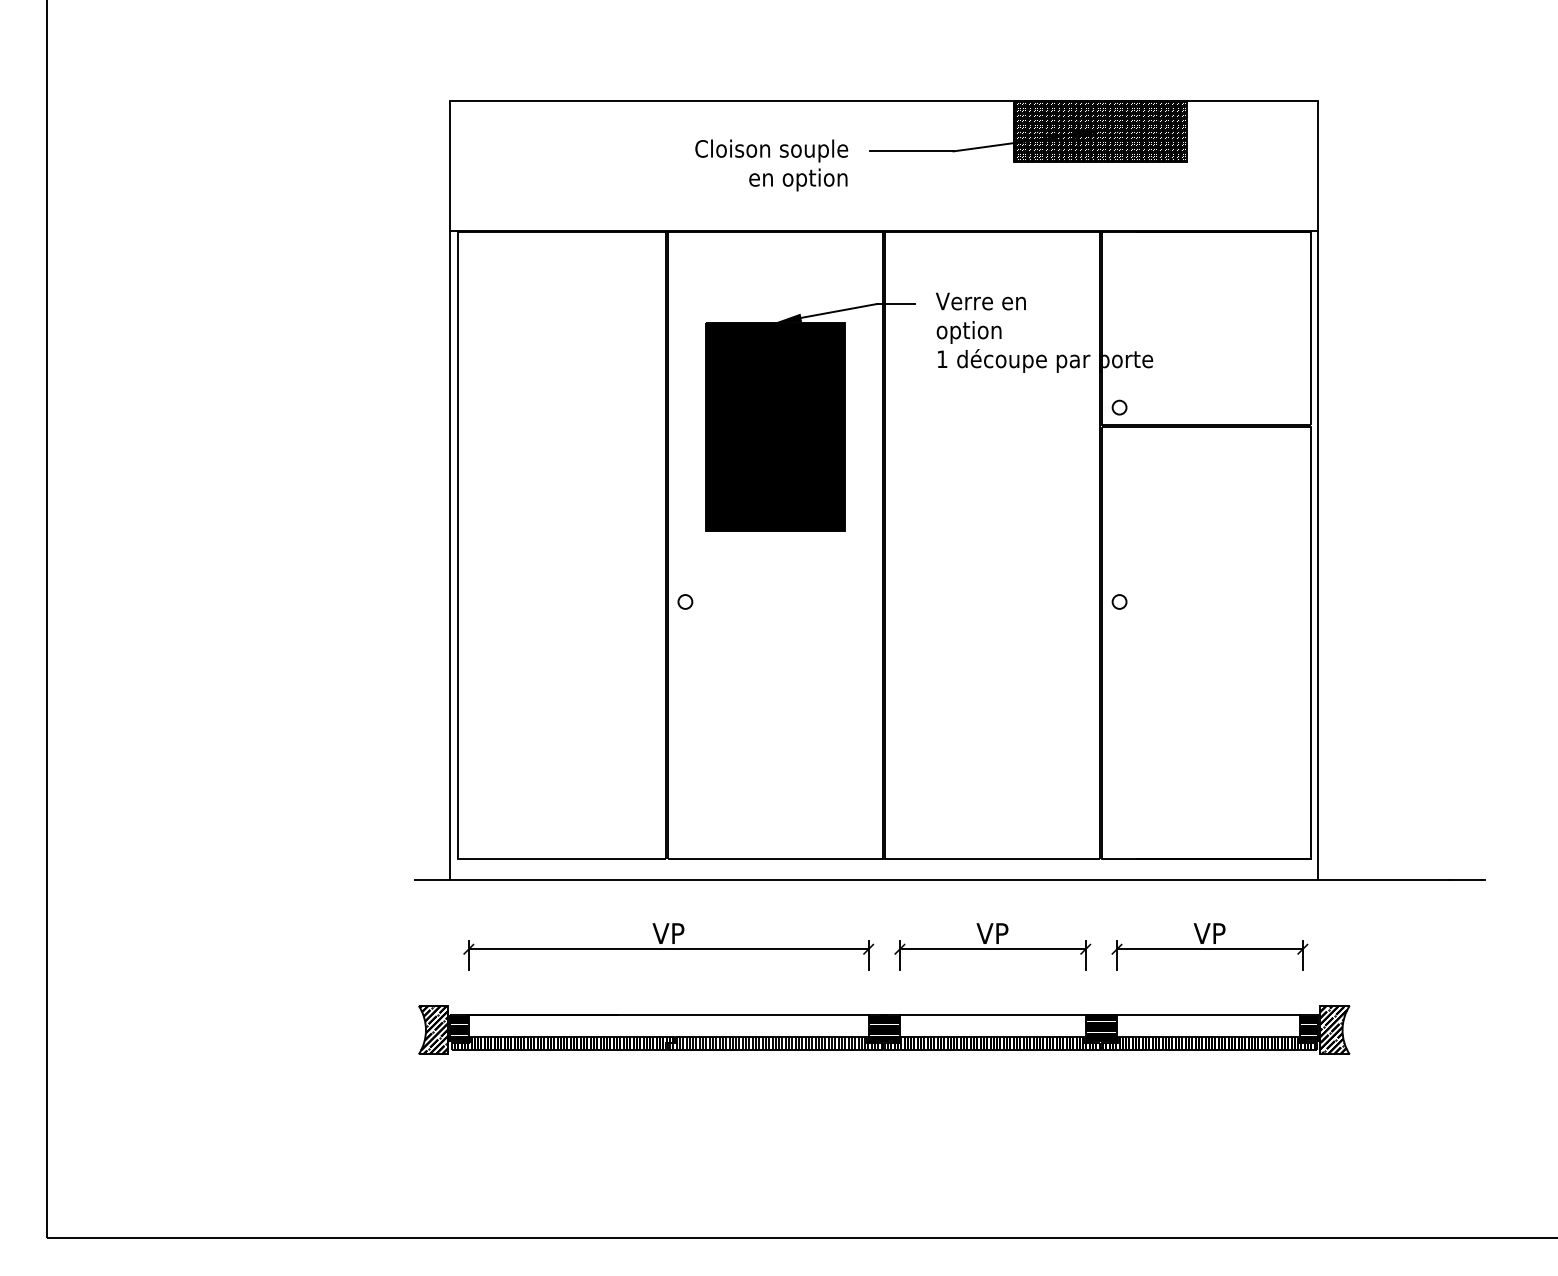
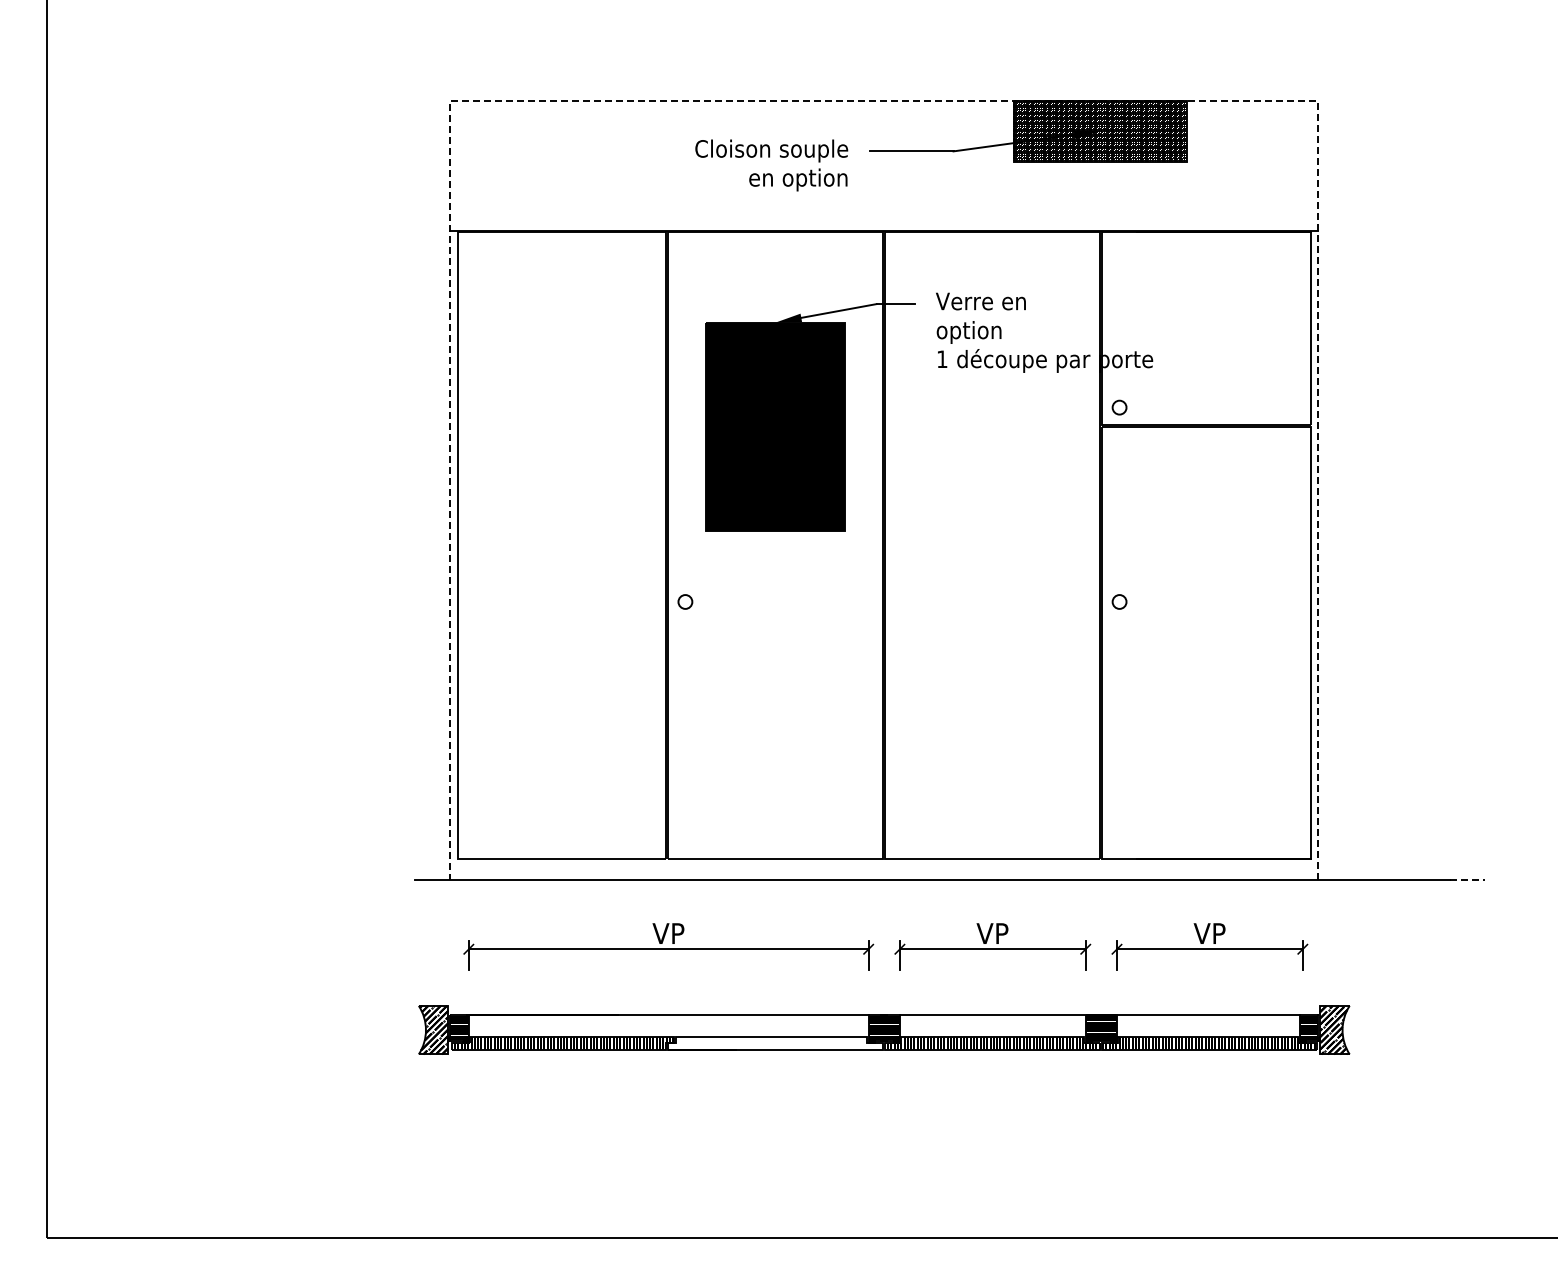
line: solid -> dashed (883, 100)
line: solid -> dashed (1468, 879)
hatch: present -> none (775, 1042)
